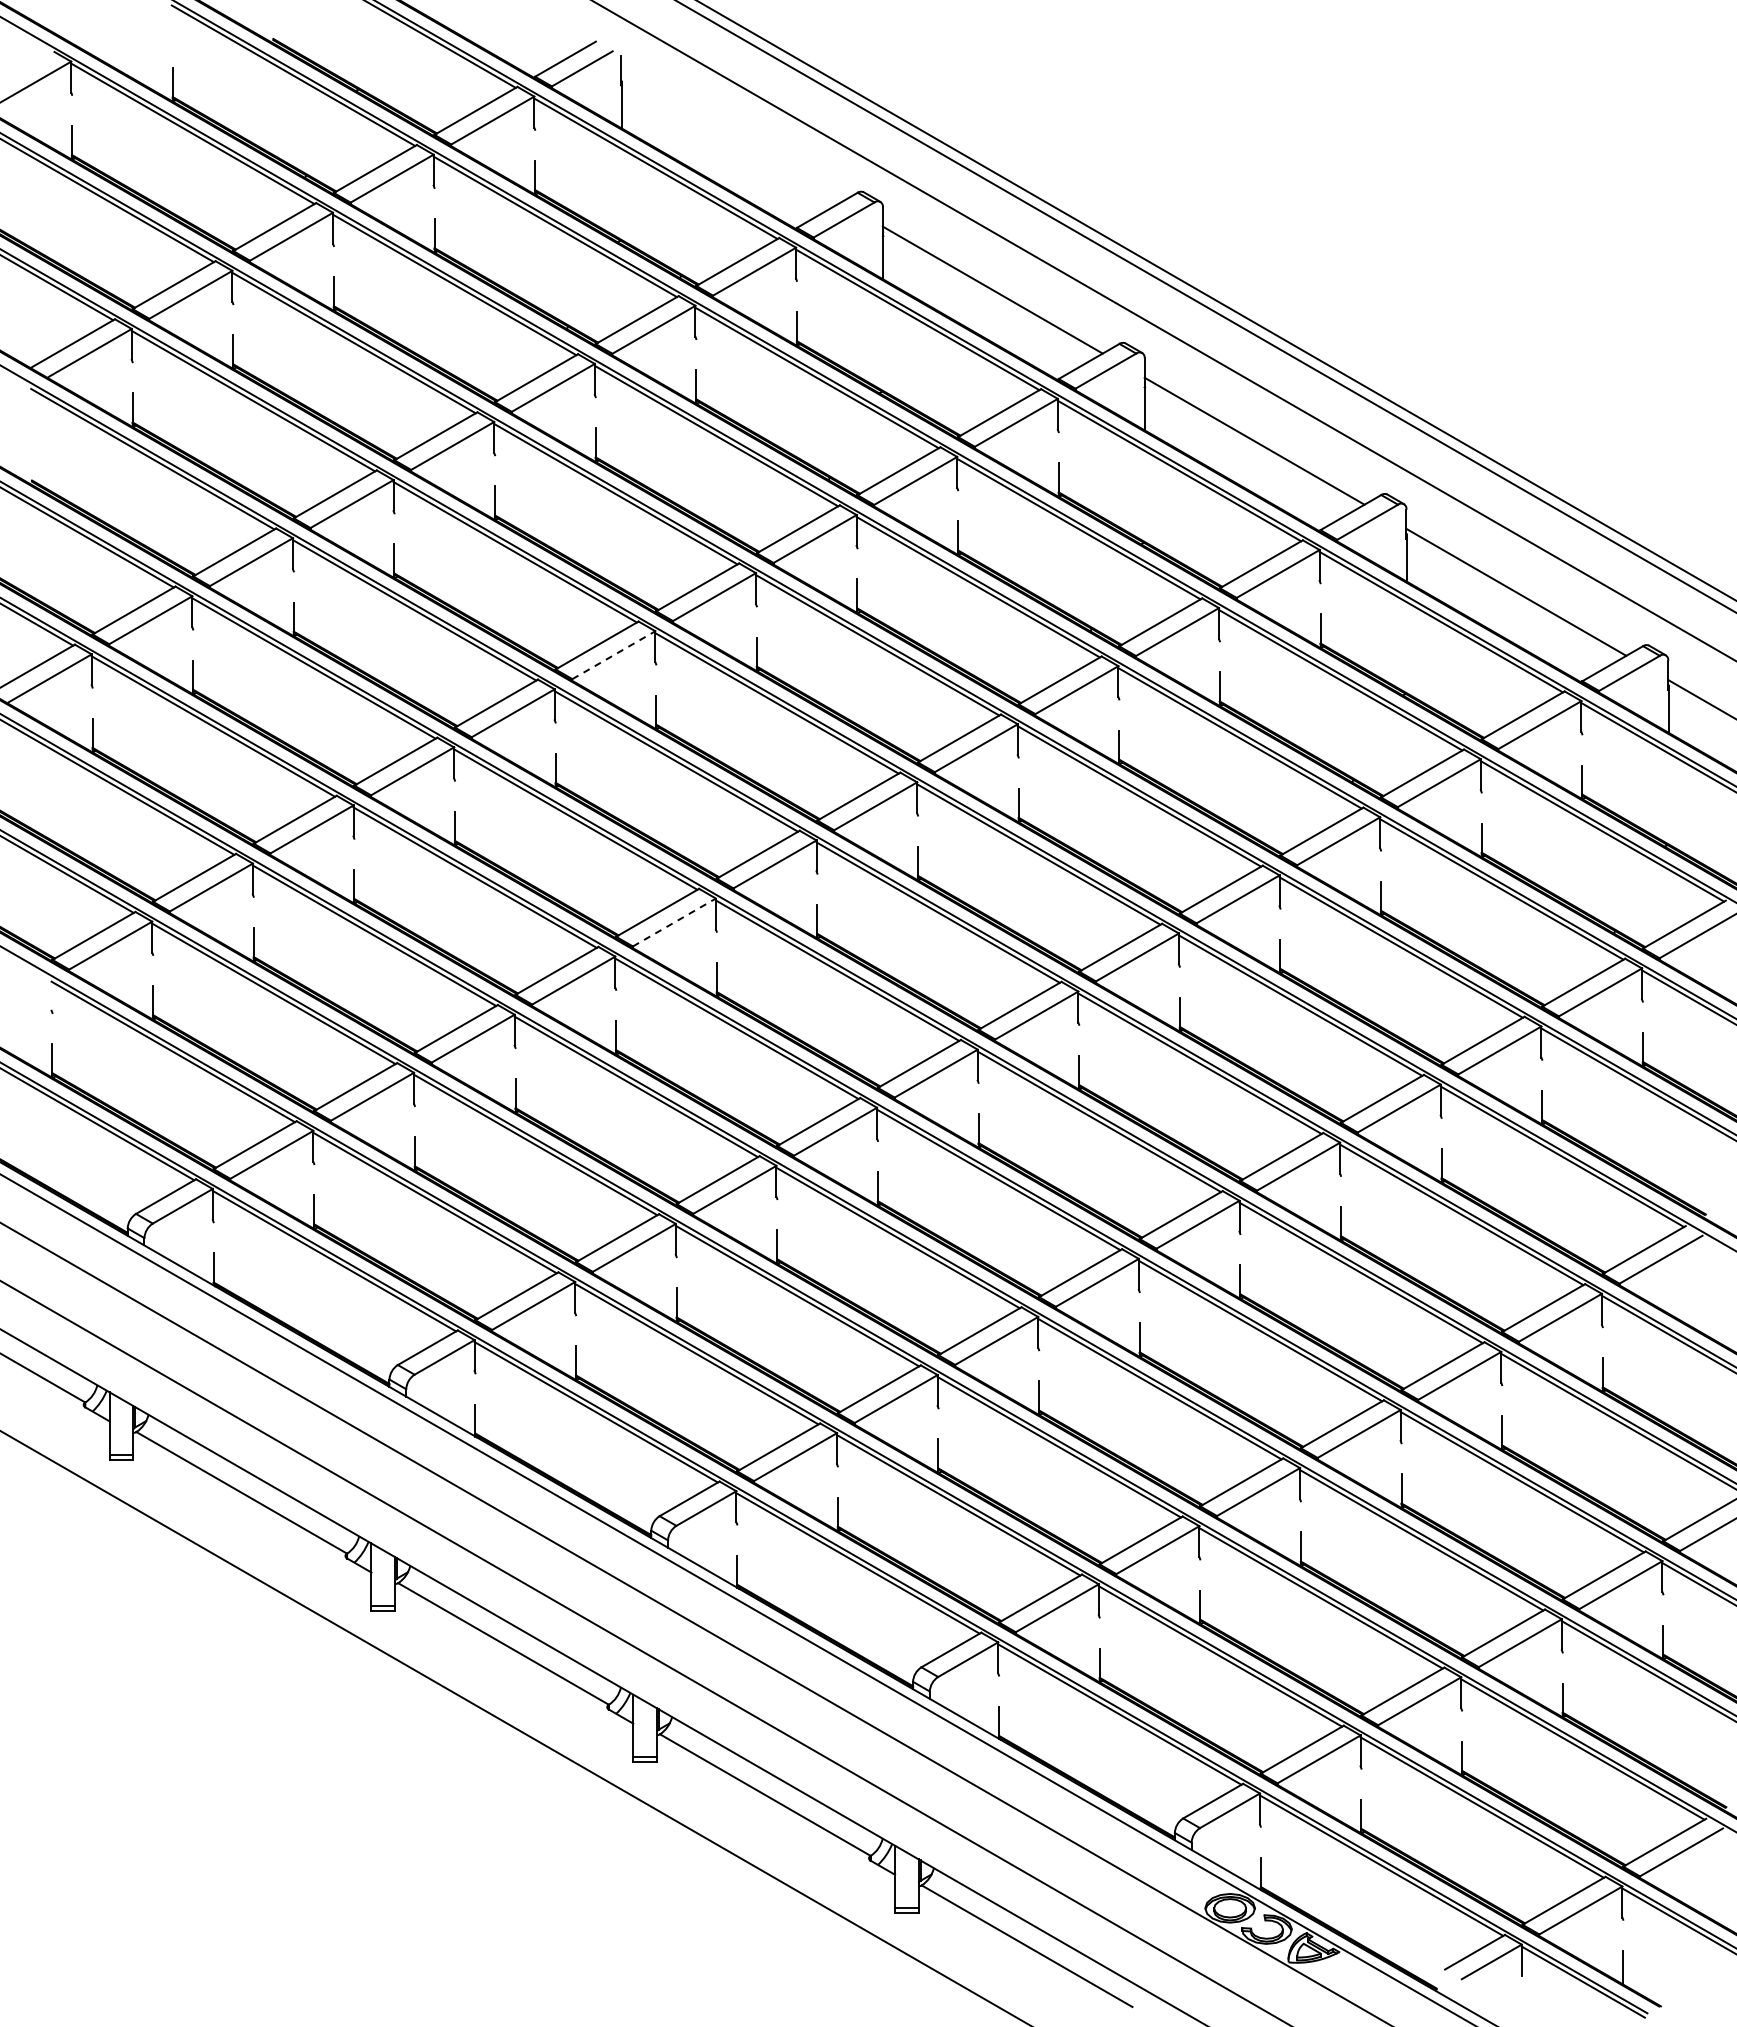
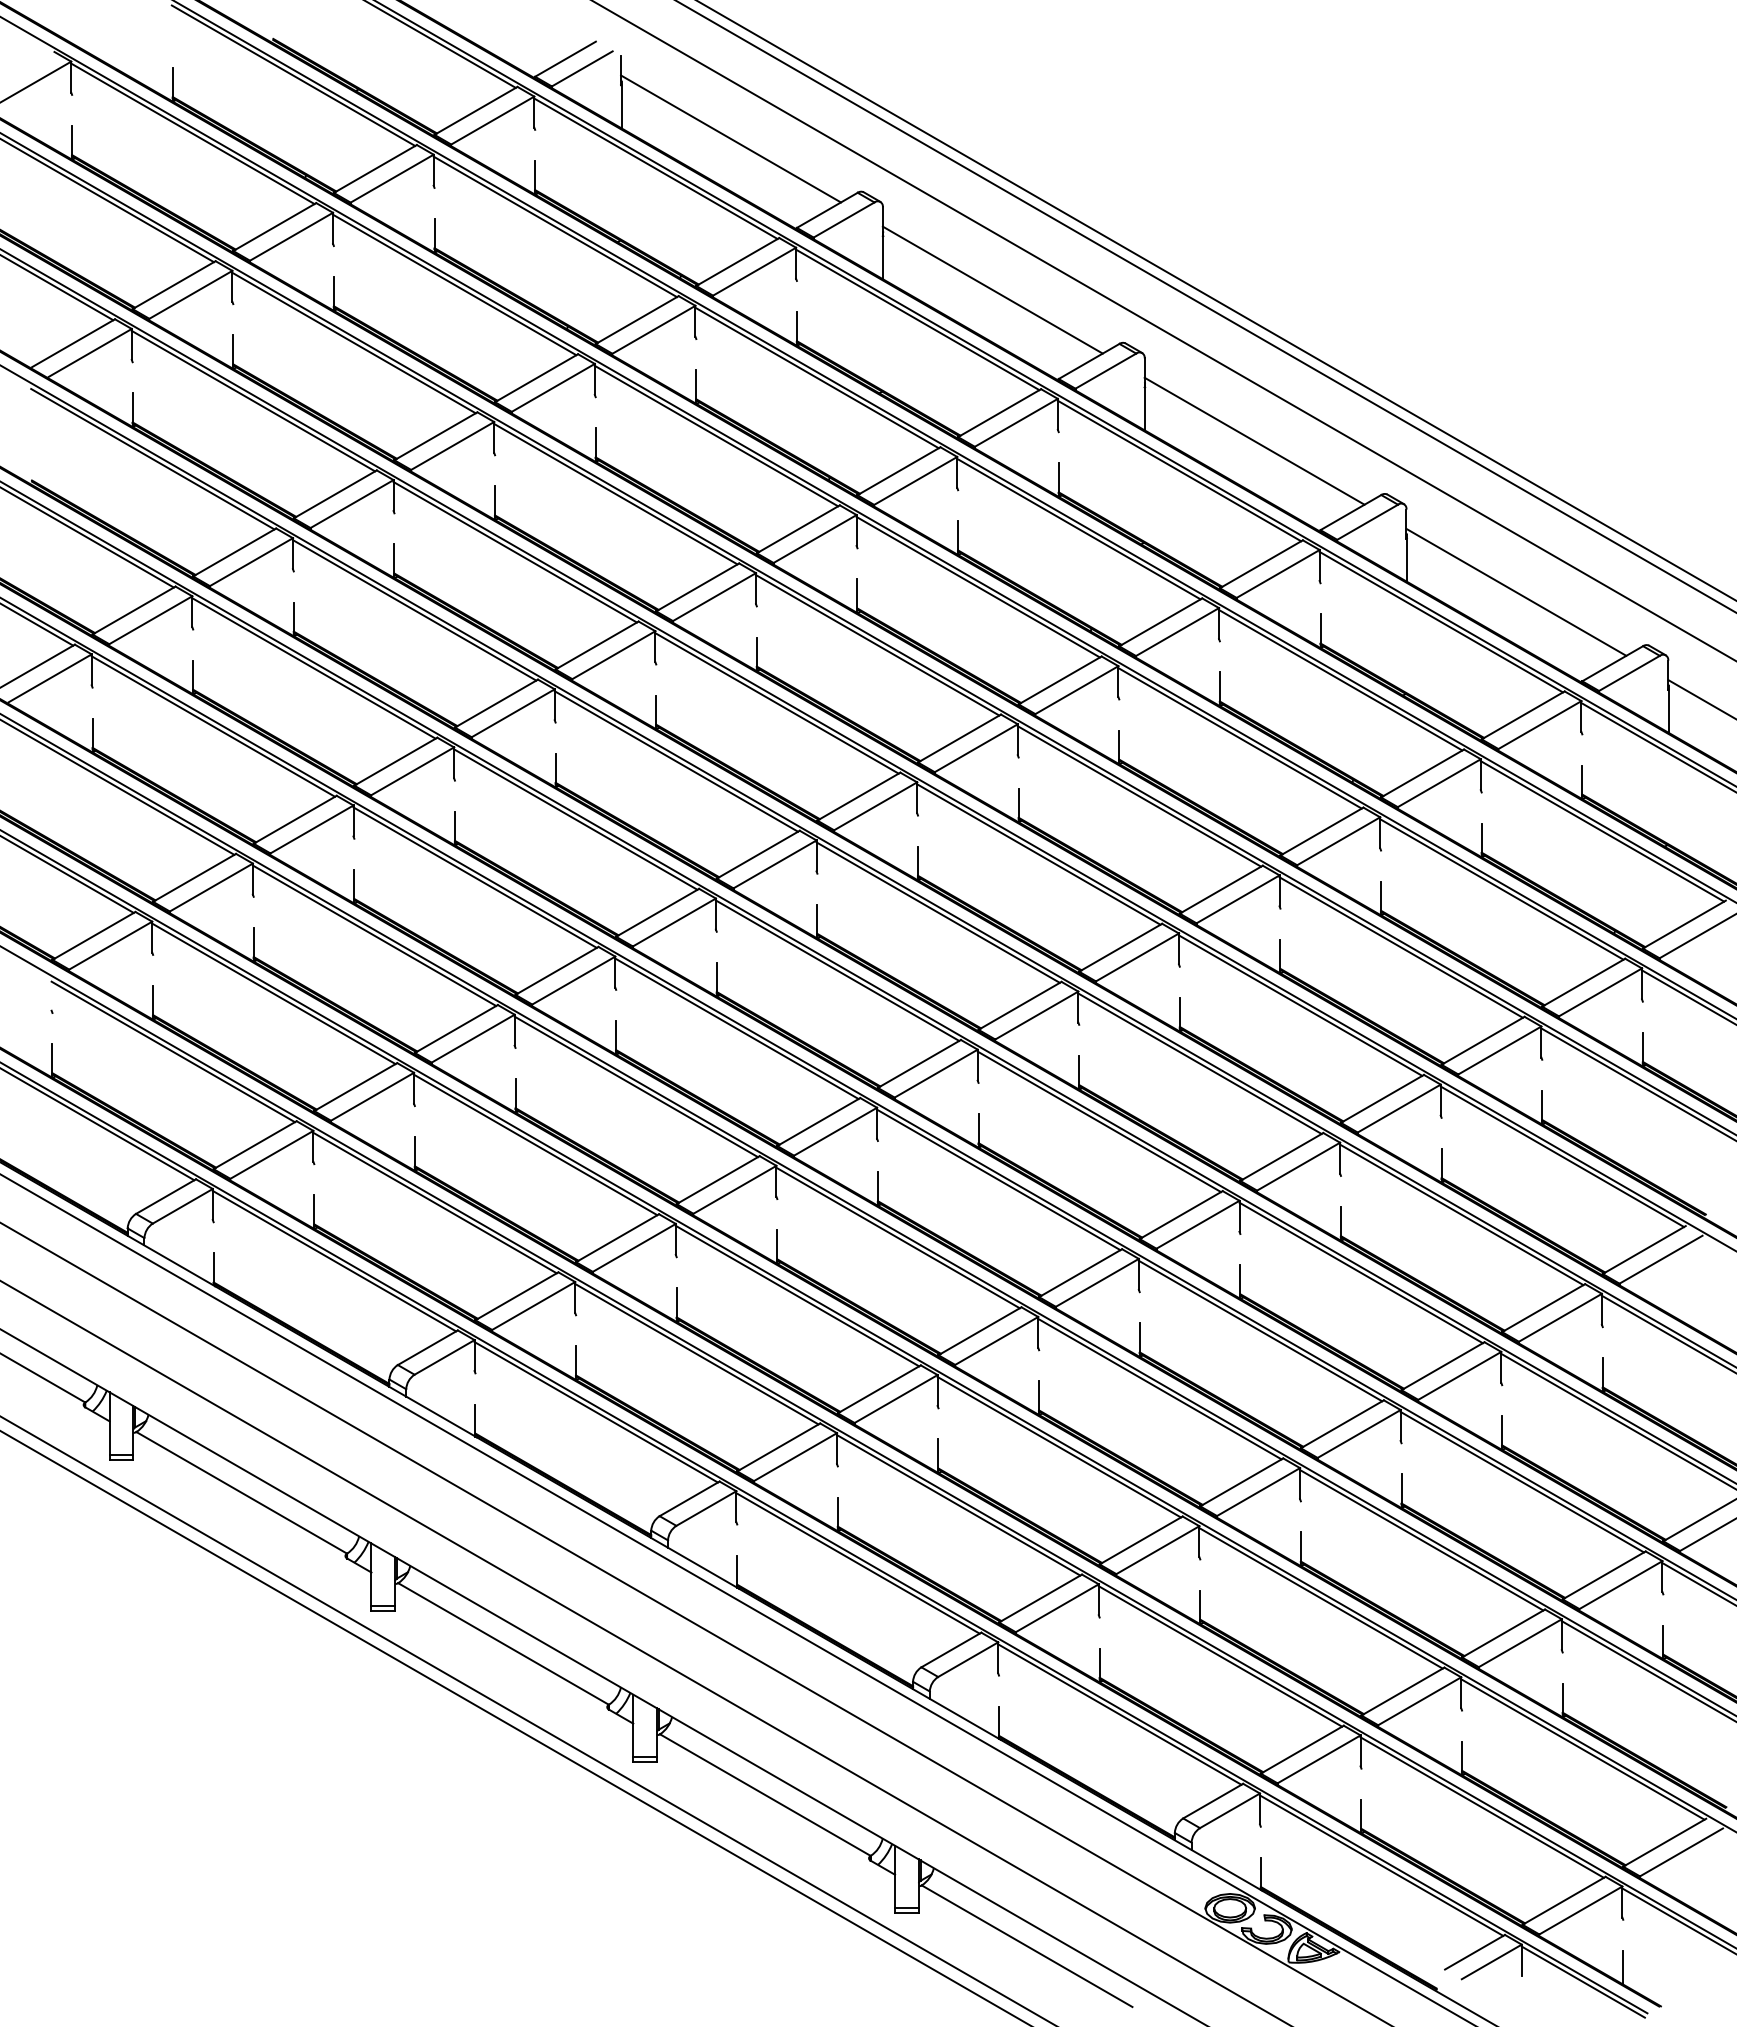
line: none -> present (730, 138)
line: dashed -> solid (613, 655)
line: dashed -> solid (674, 922)
line: none -> present (527, 1720)
